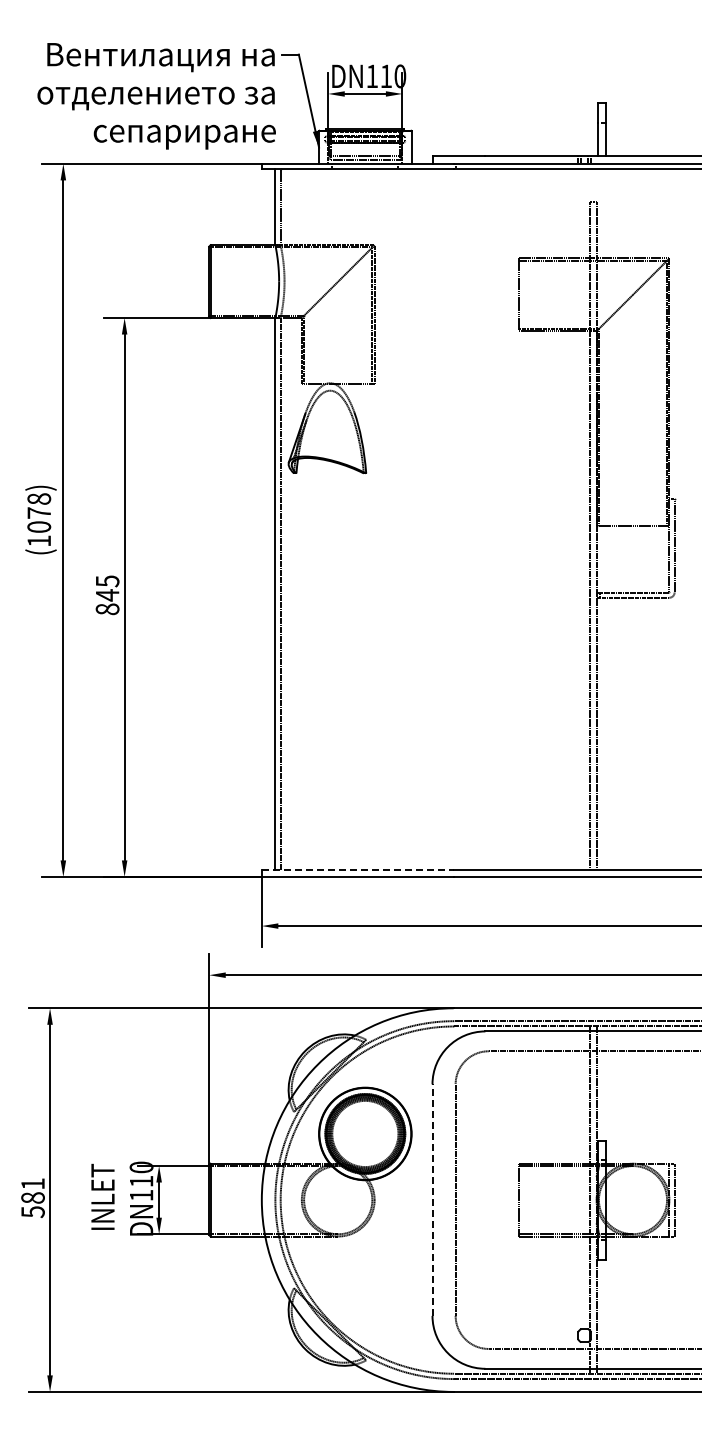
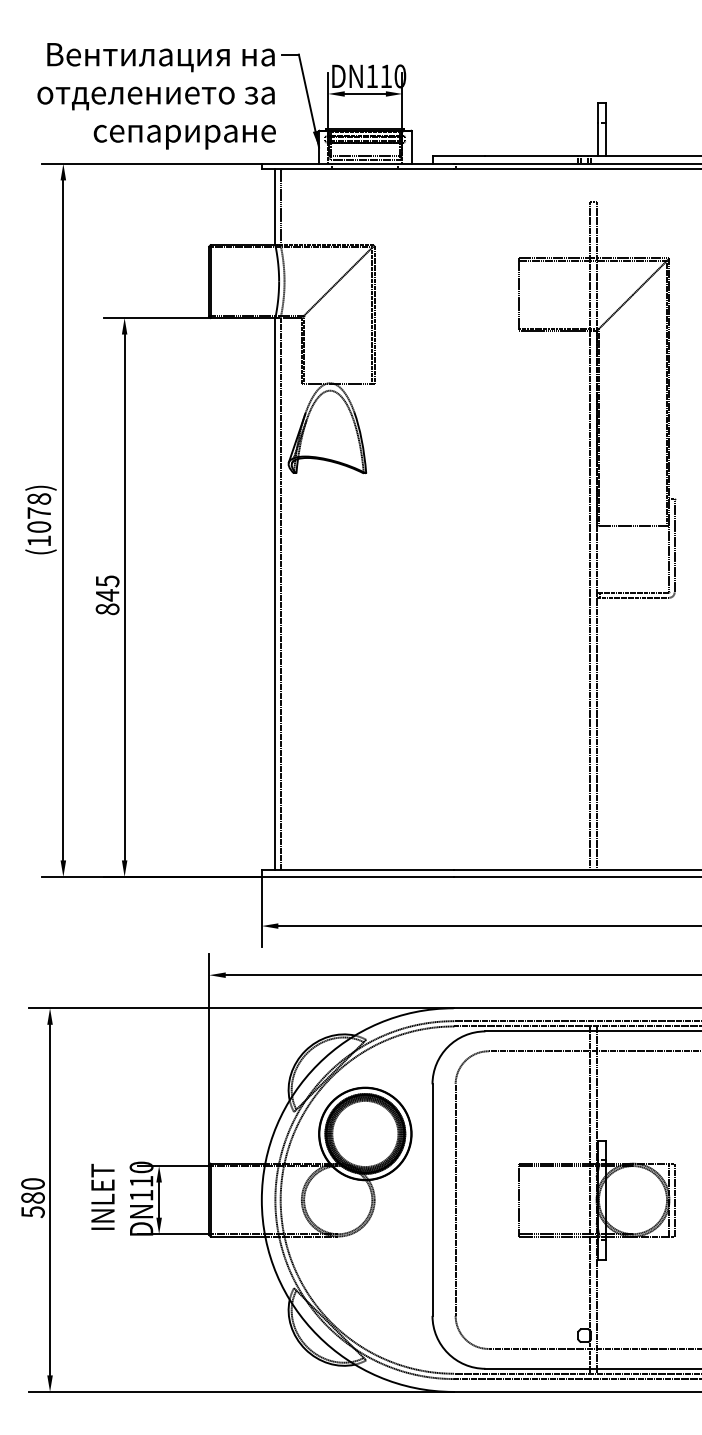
line: dashed -> solid (357, 870)
text: 581 -> 580 (32, 1183)
line: dashed -> solid (432, 1200)
